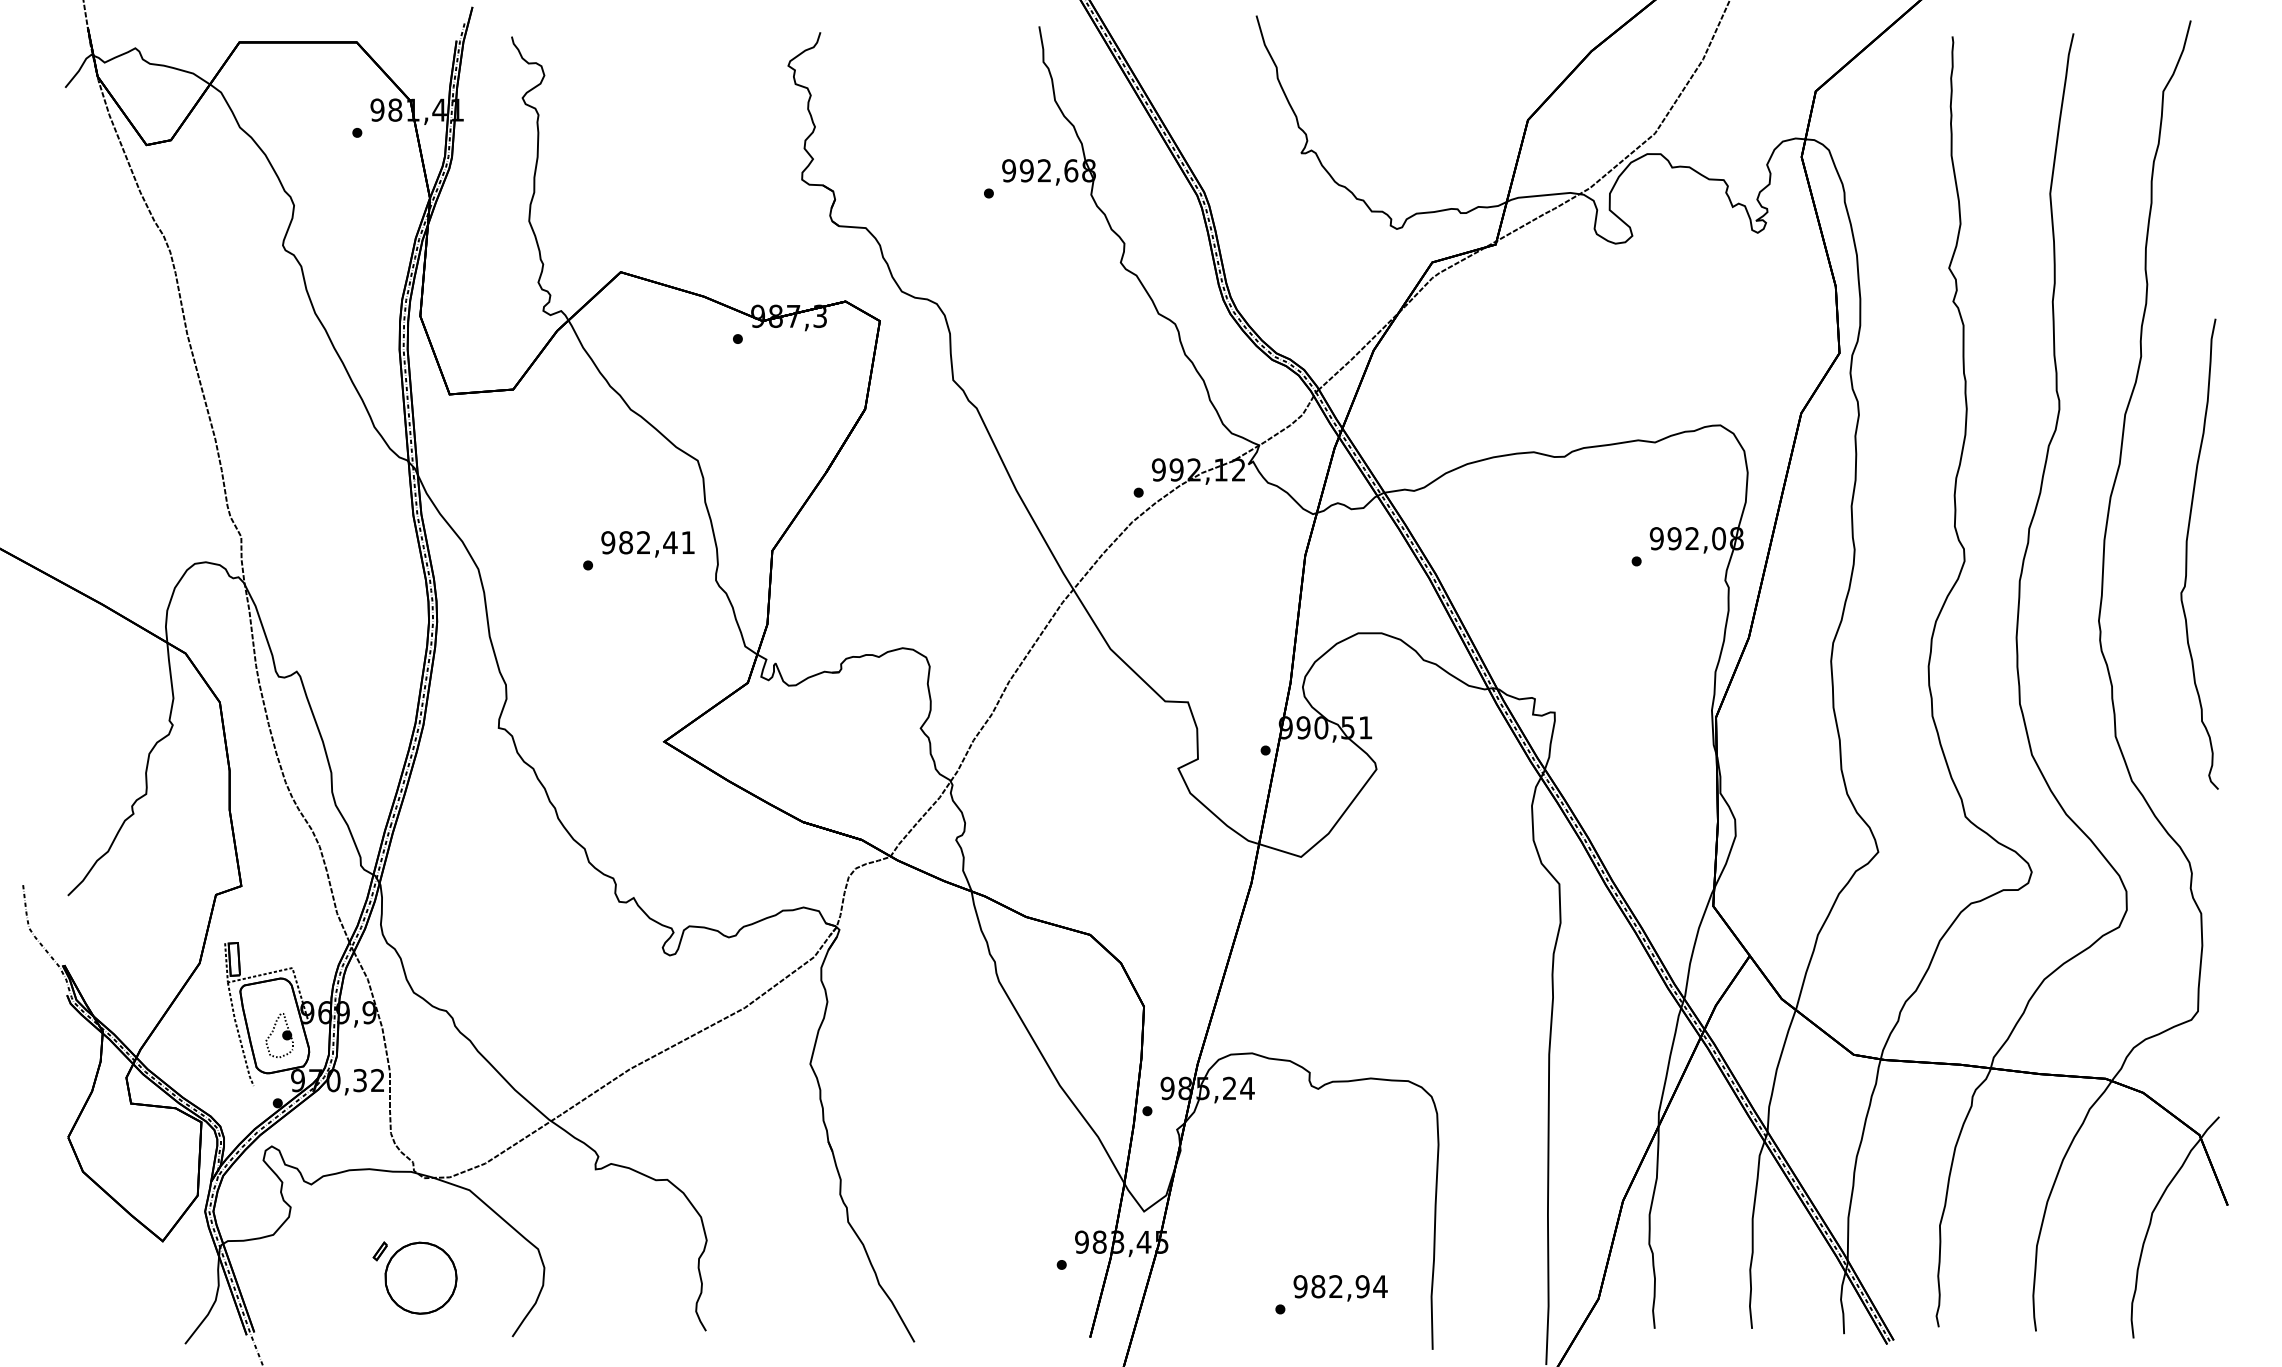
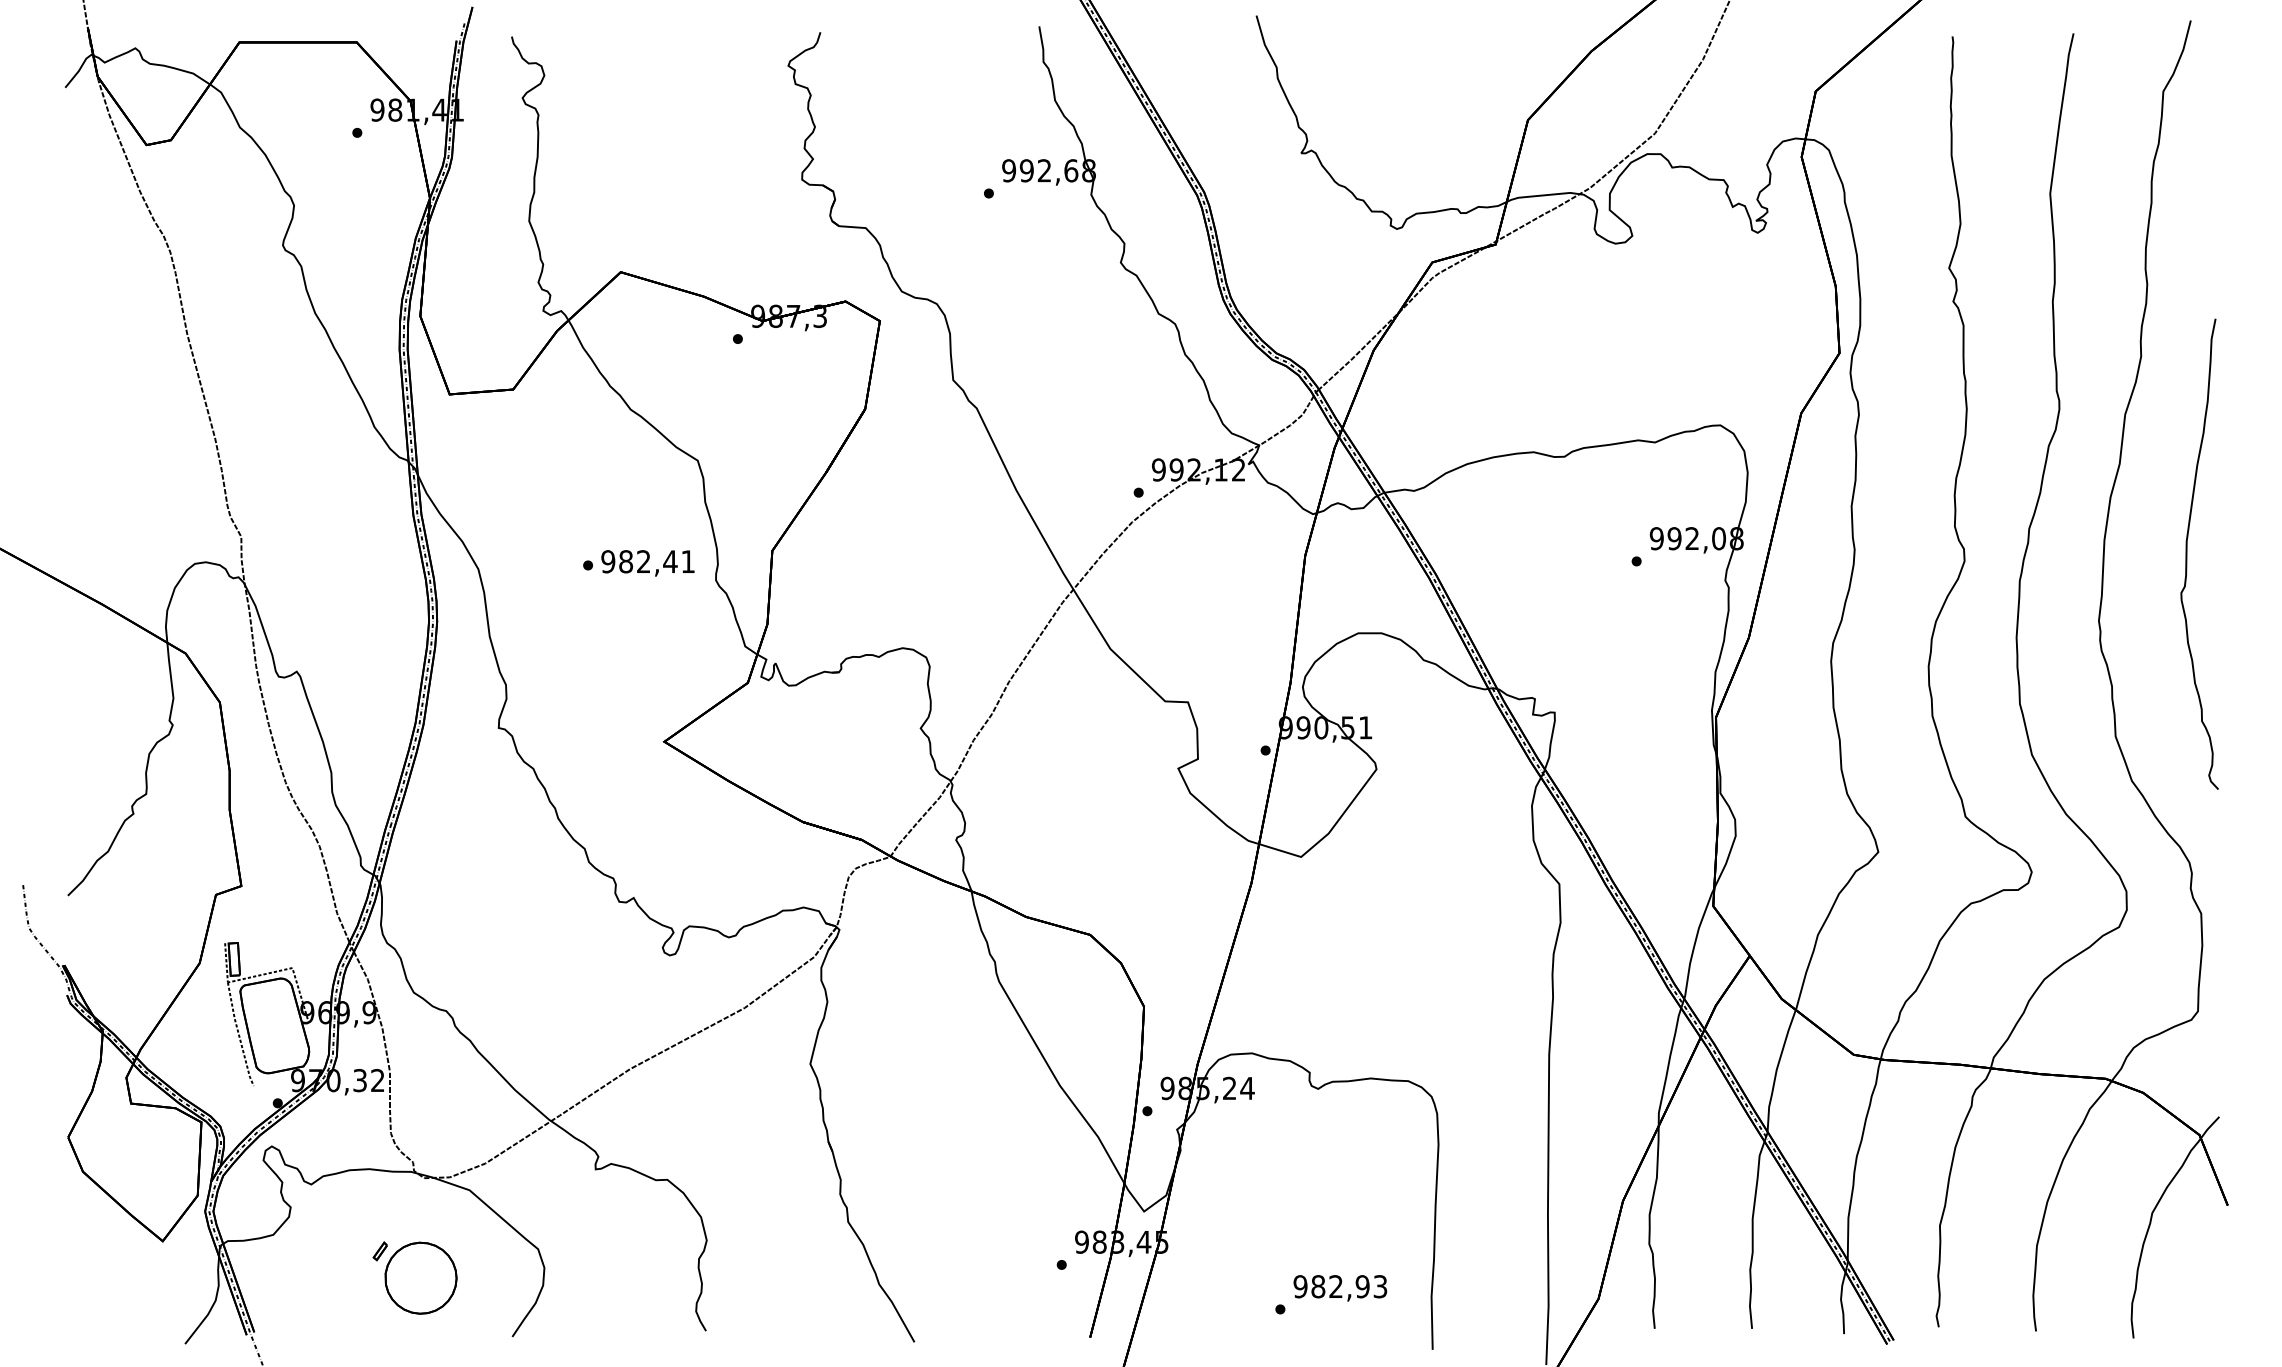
text position: (647, 544) -> (647, 563) (647, 563)
part: present -> none (279, 1035)
text: 982,94 -> 982,93 (1380, 1286)
